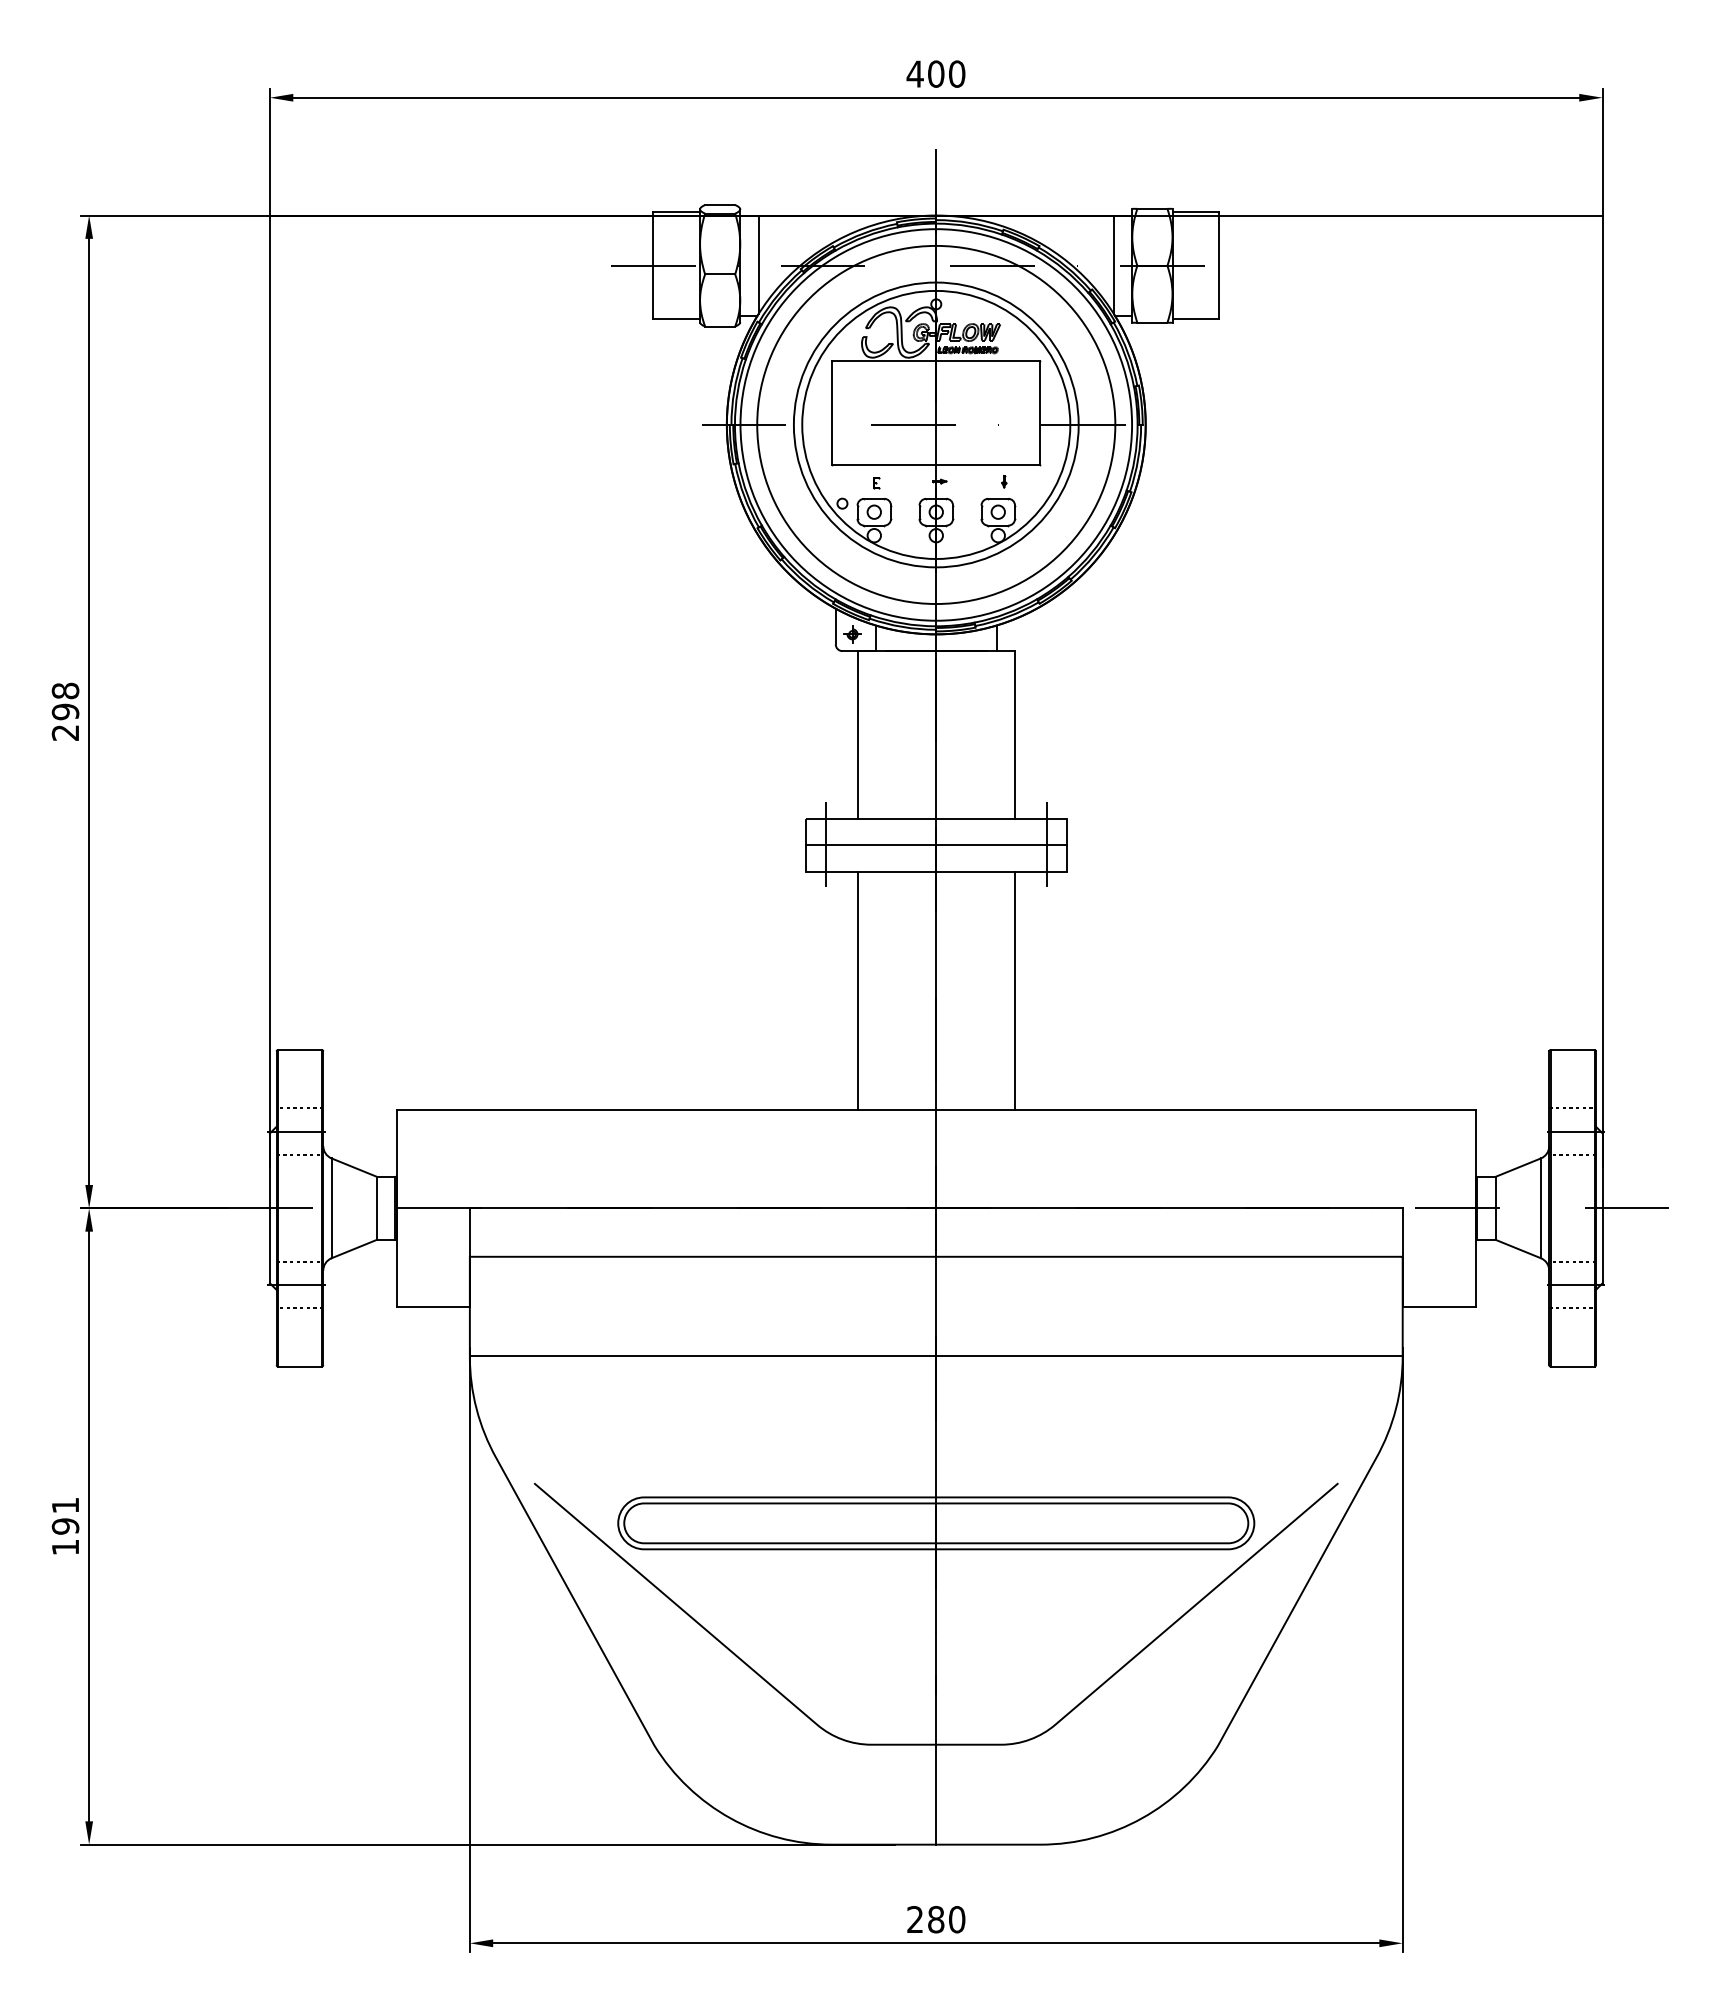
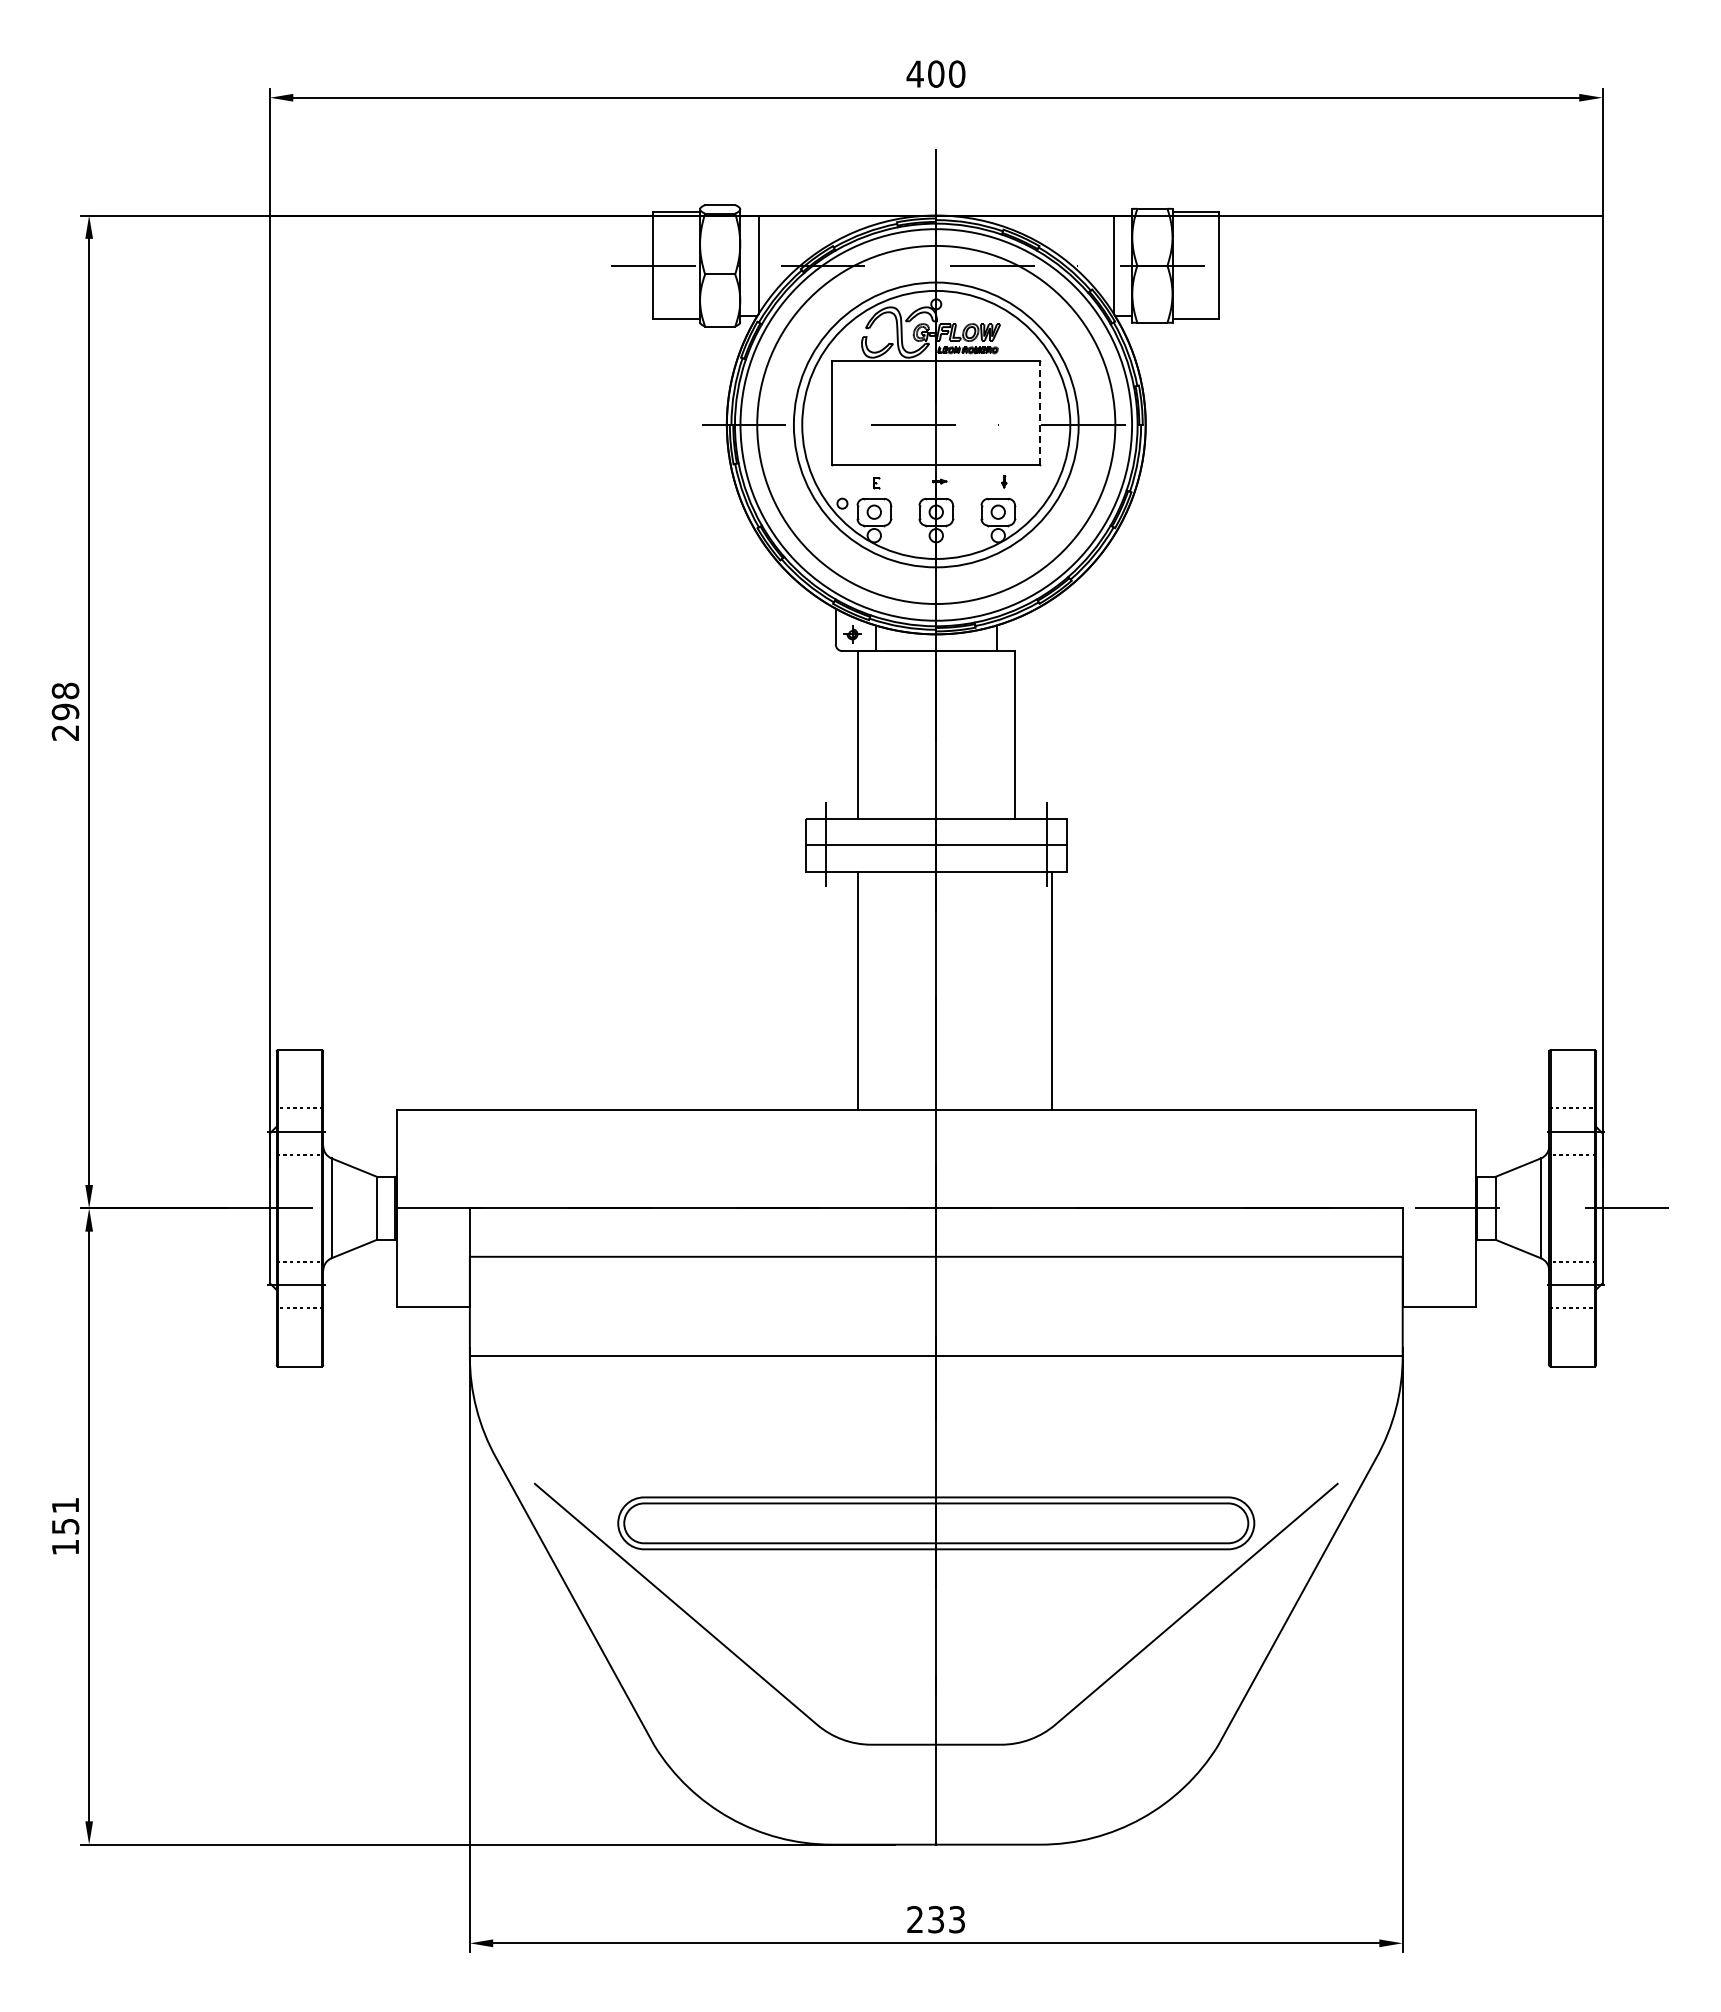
line: solid -> dashed (1040, 413)
line position: (1015, 991) -> (1052, 991) (1052, 991)
text: 191 -> 151 (65, 1526)
text: 280 -> 233 (946, 1919)
